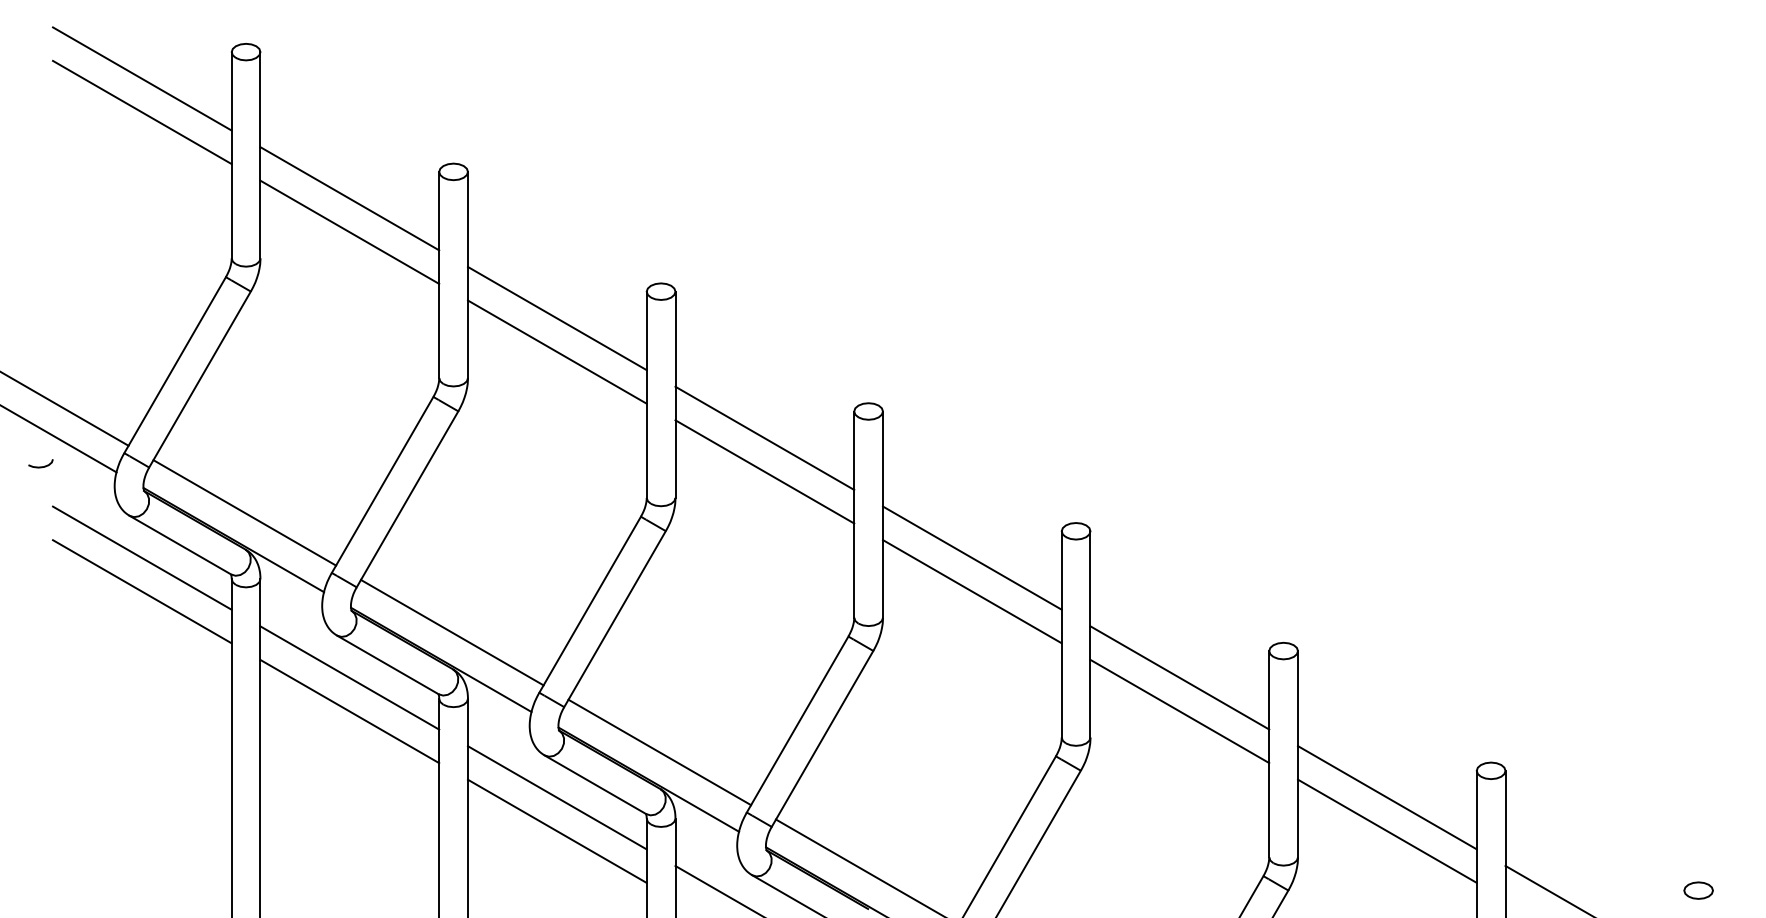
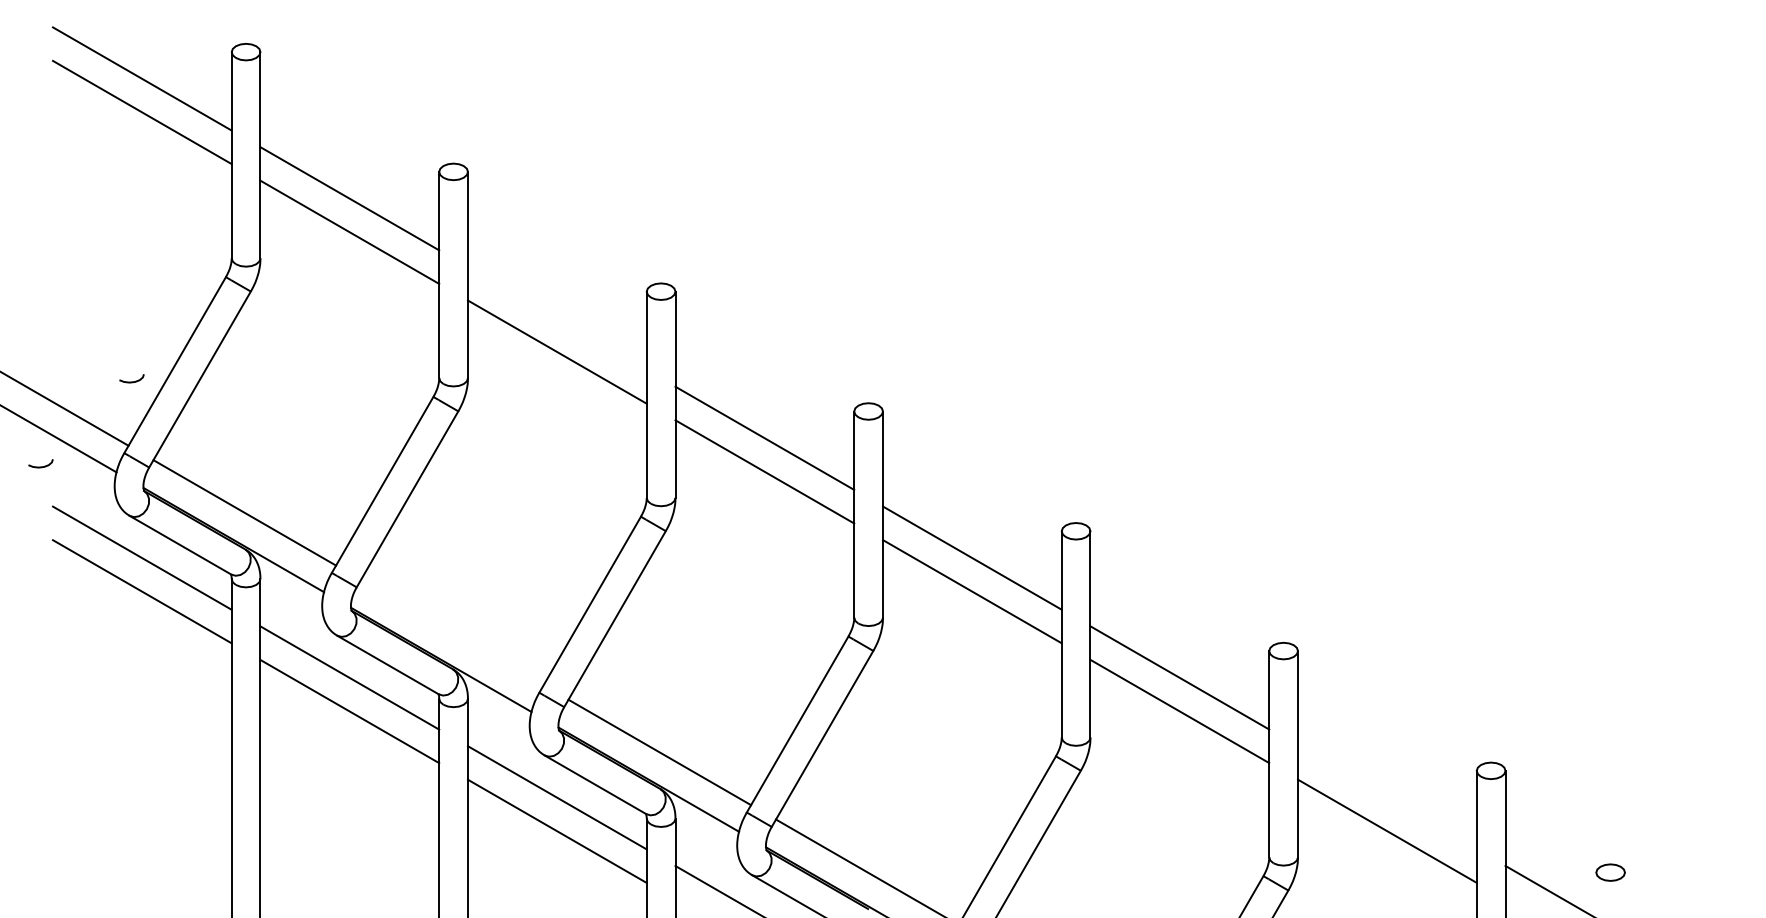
line: present -> none (556, 318)
curve: none -> present (131, 381)
line: present -> none (452, 632)
line: present -> none (1387, 797)
part position: (1698, 890) -> (1610, 872) (1610, 872)
